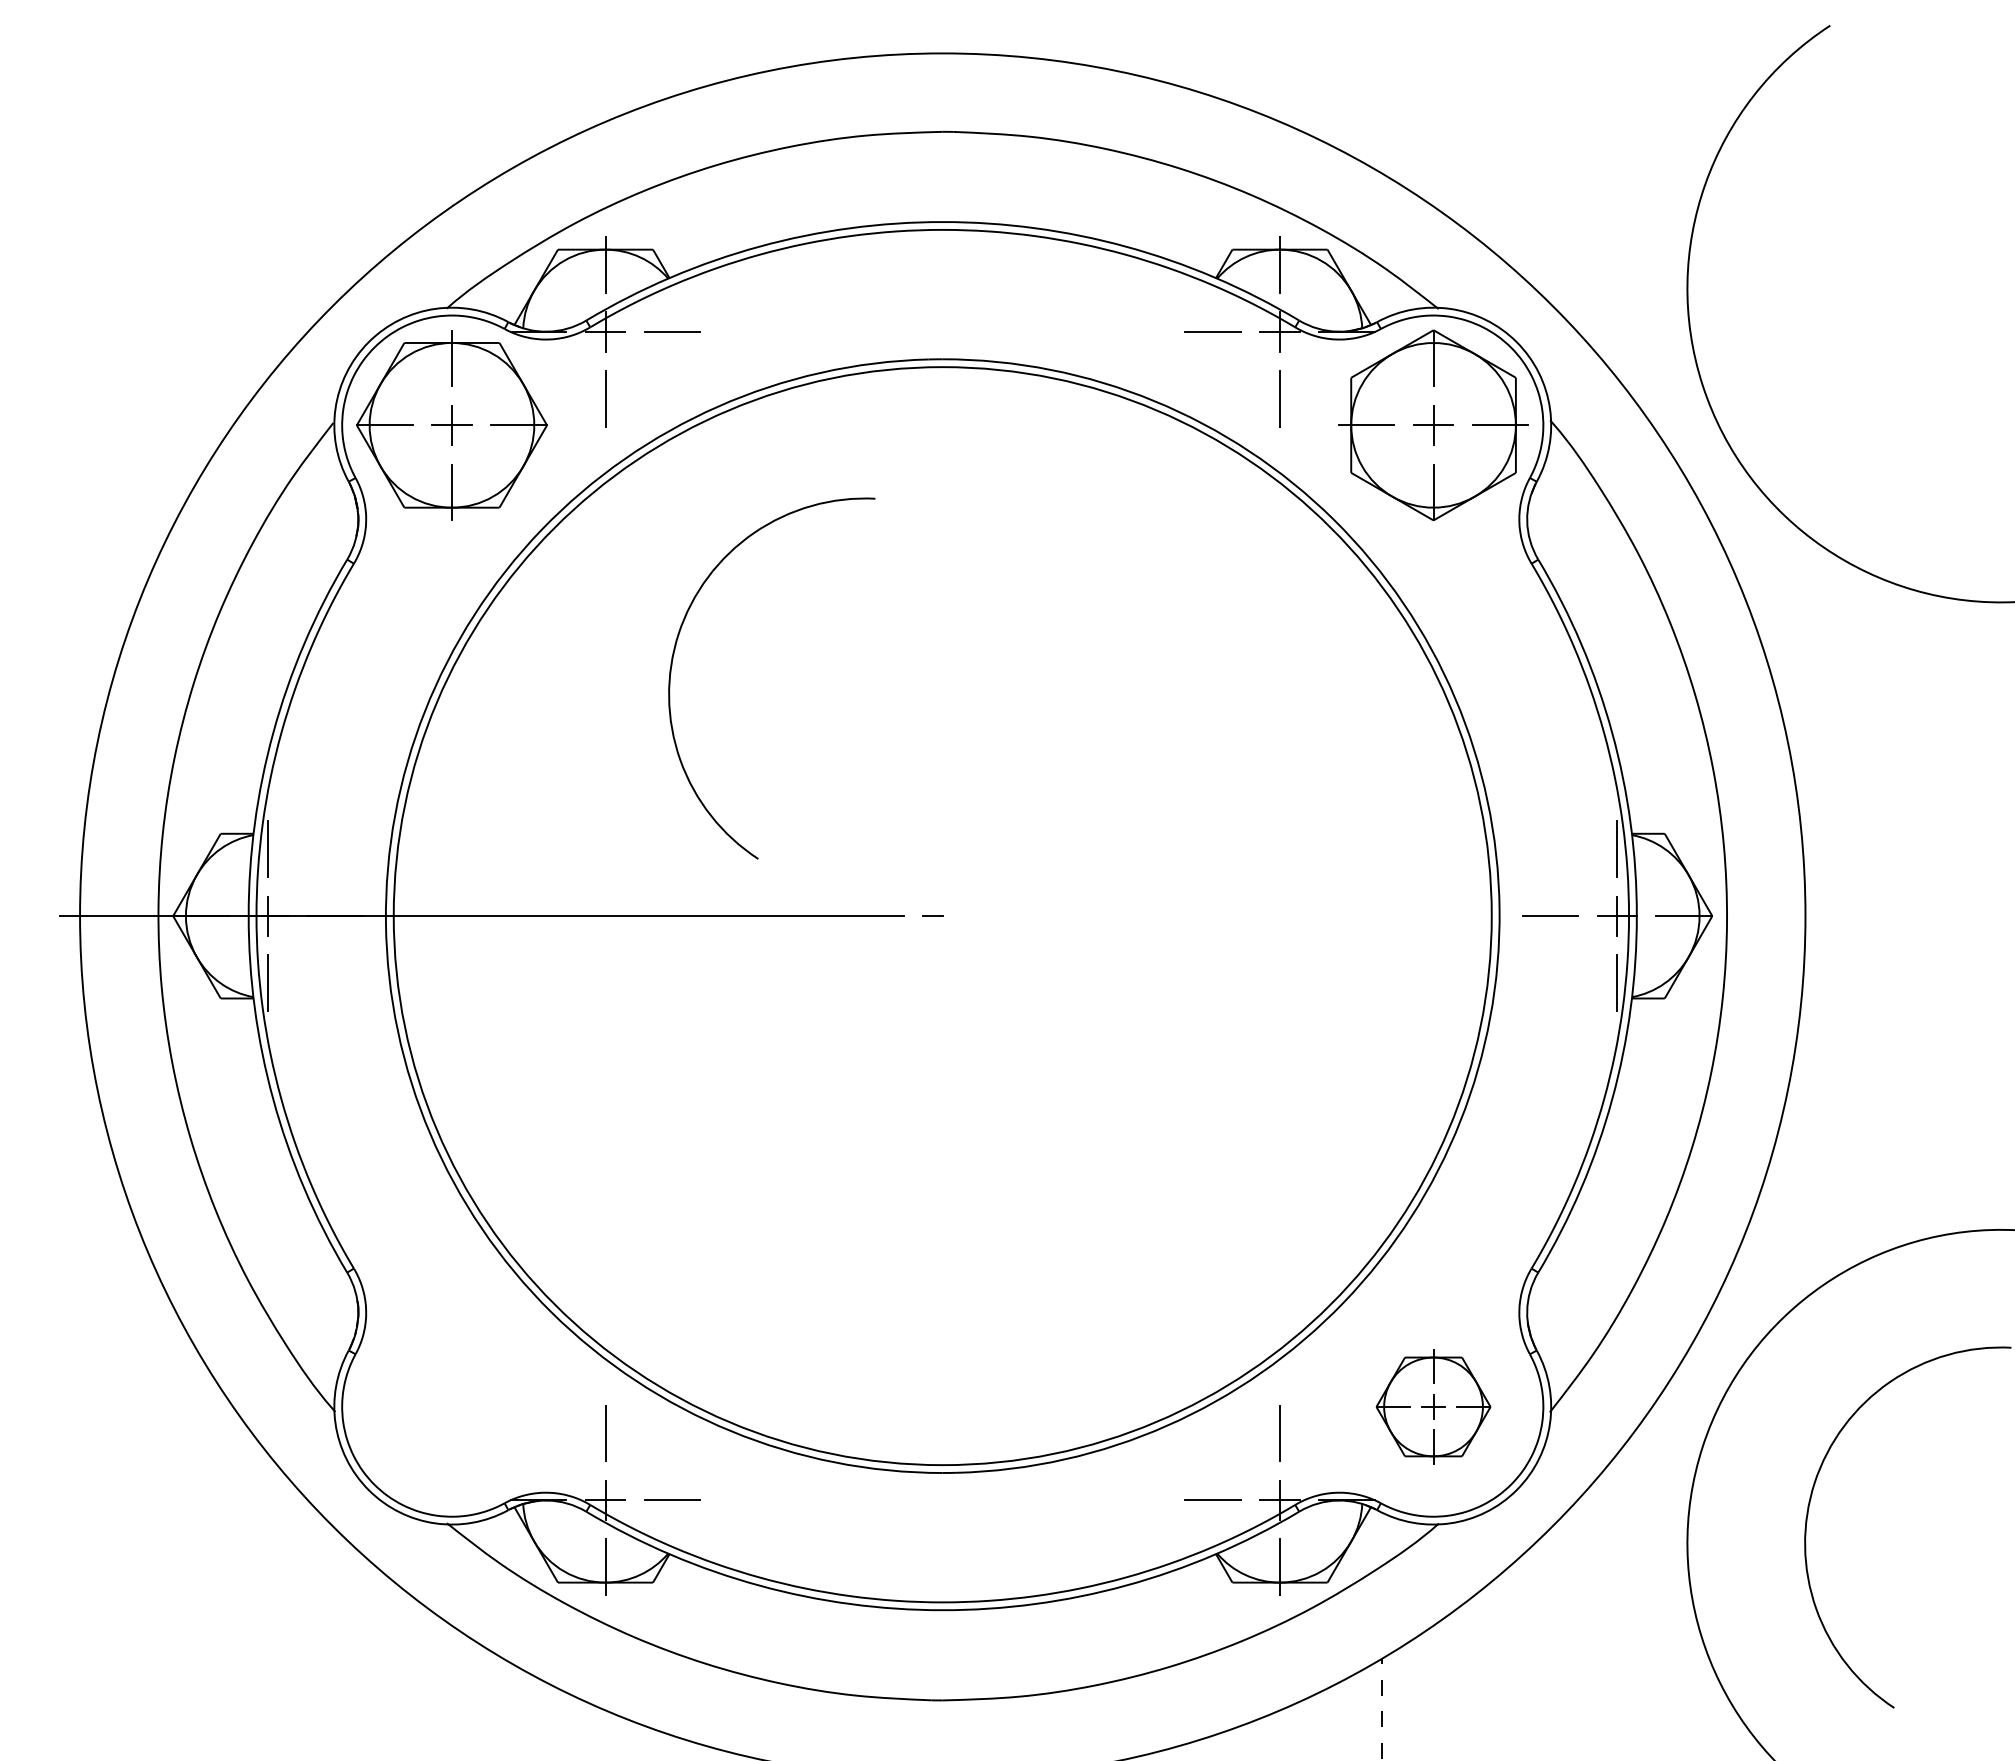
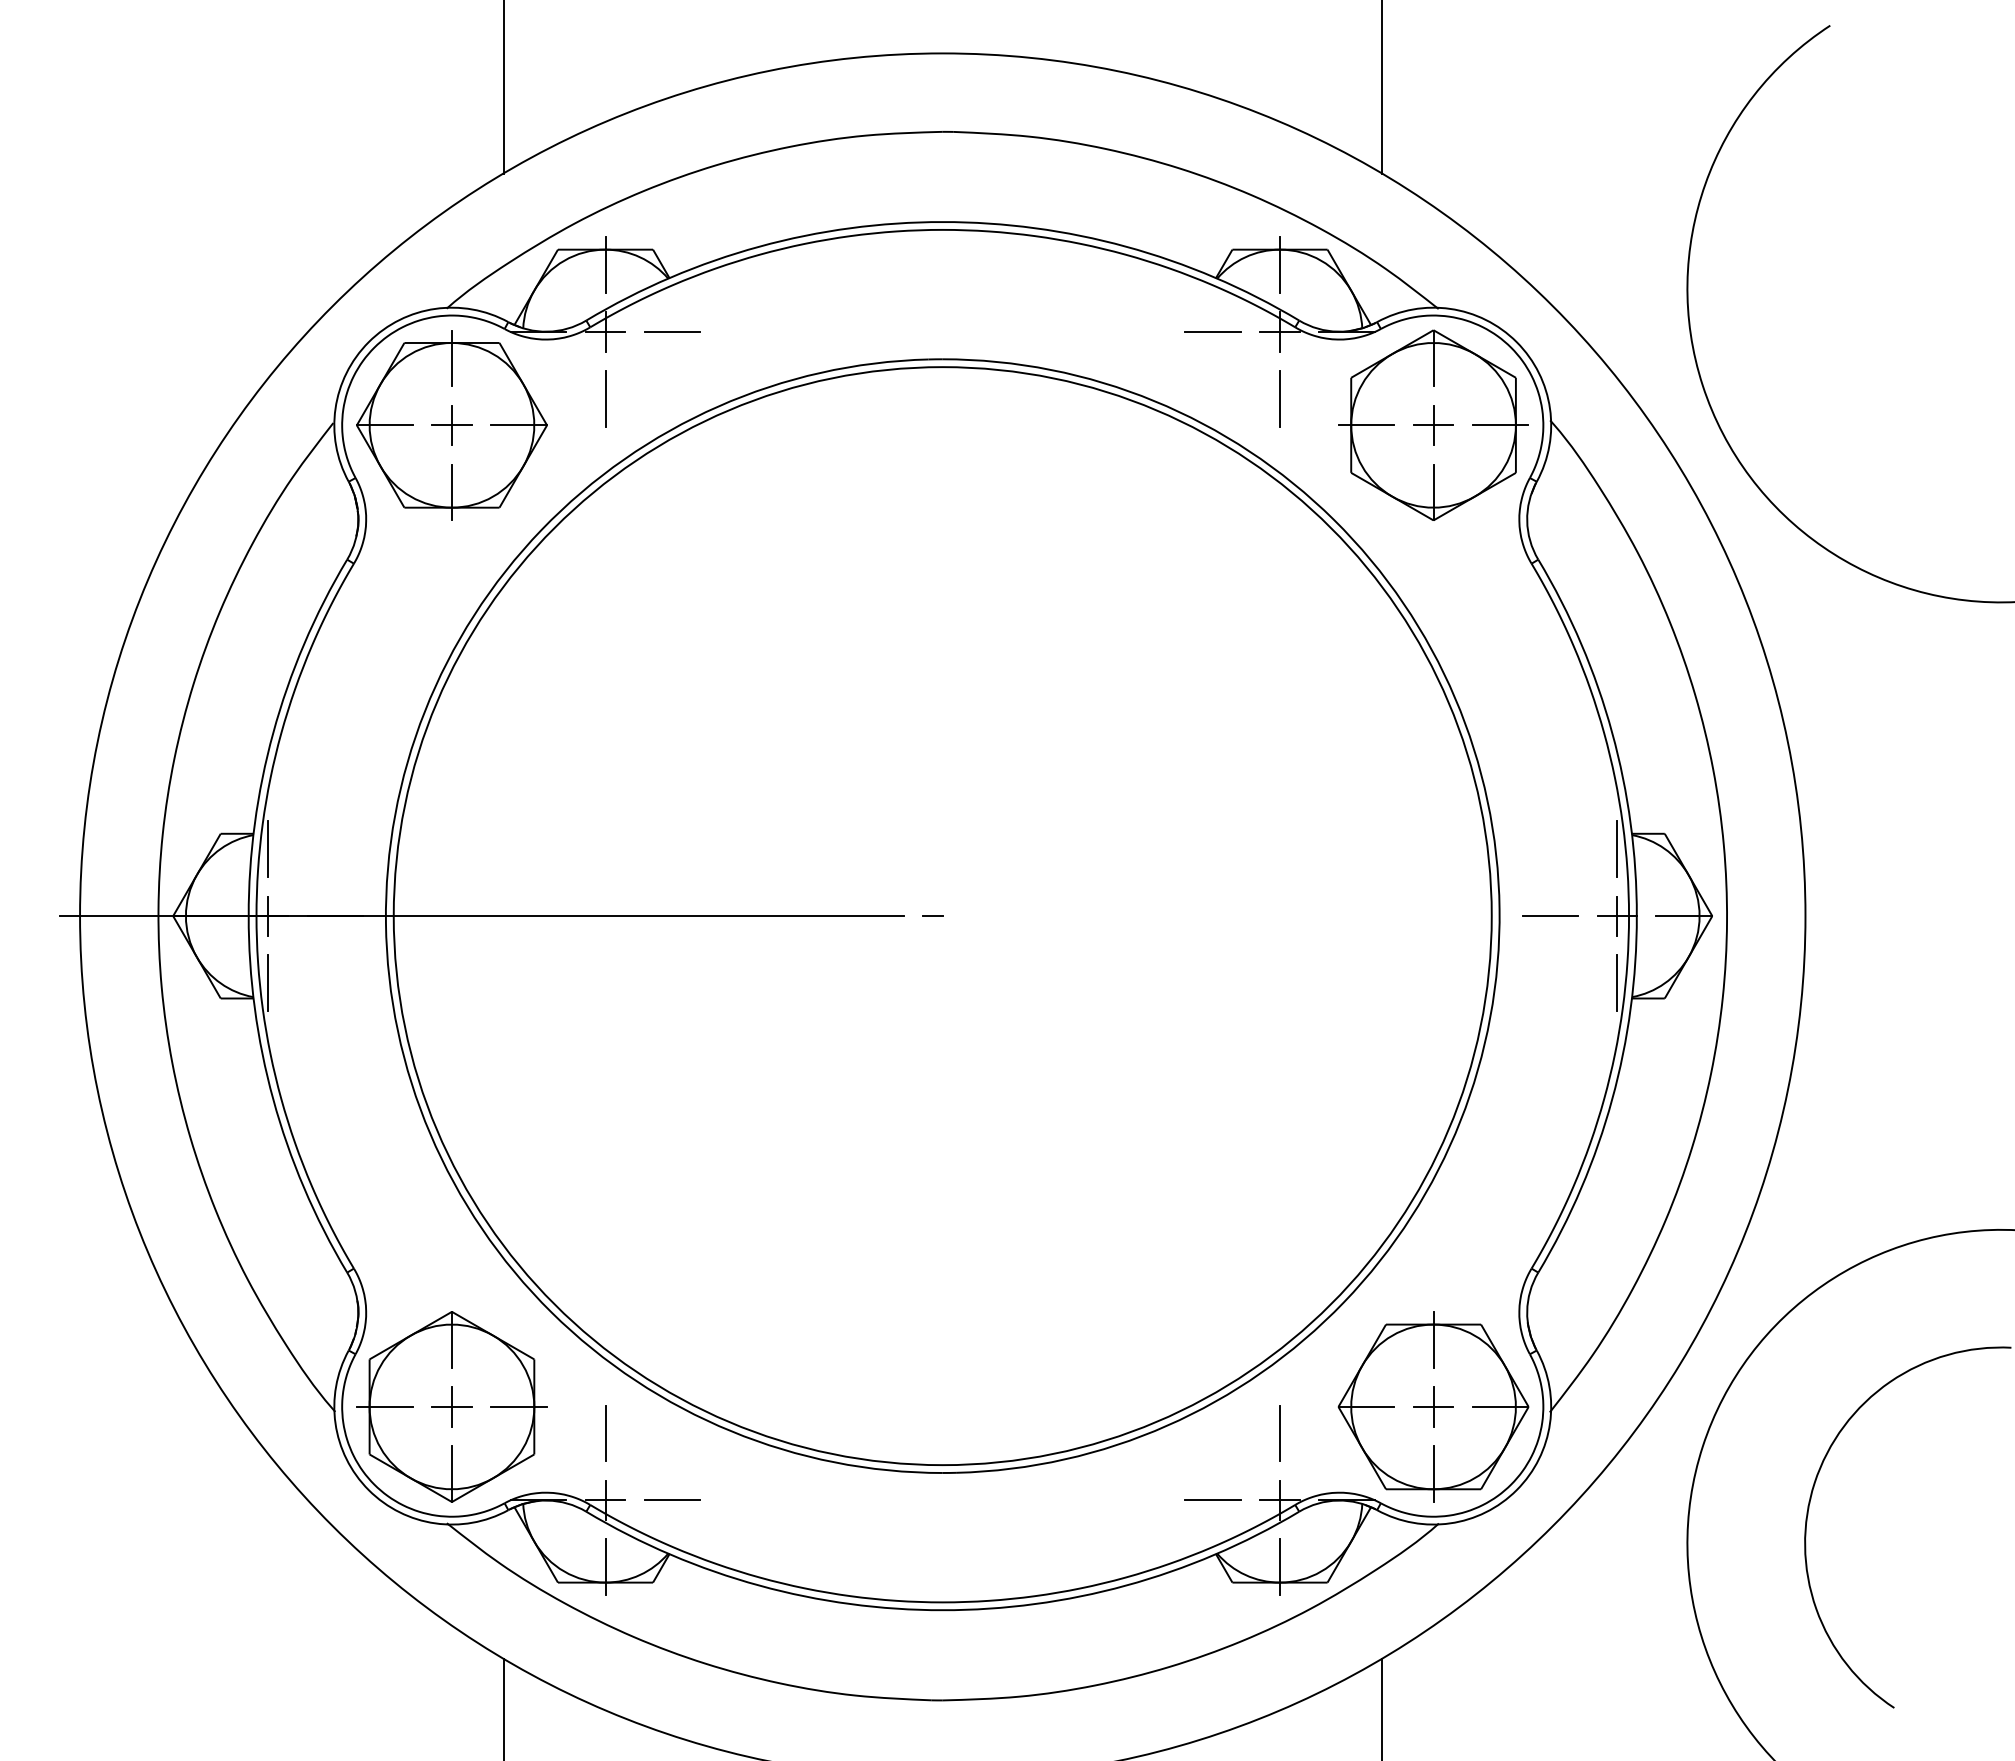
line: none -> present (503, 87)
line: none -> present (1381, 87)
curve: present -> none (672, 666)
part: none -> present (451, 1406)
part size: 117x116 px -> 193x192 px (1433, 1406)
line: none -> present (503, 1707)
line: dashed -> solid (1381, 1709)
